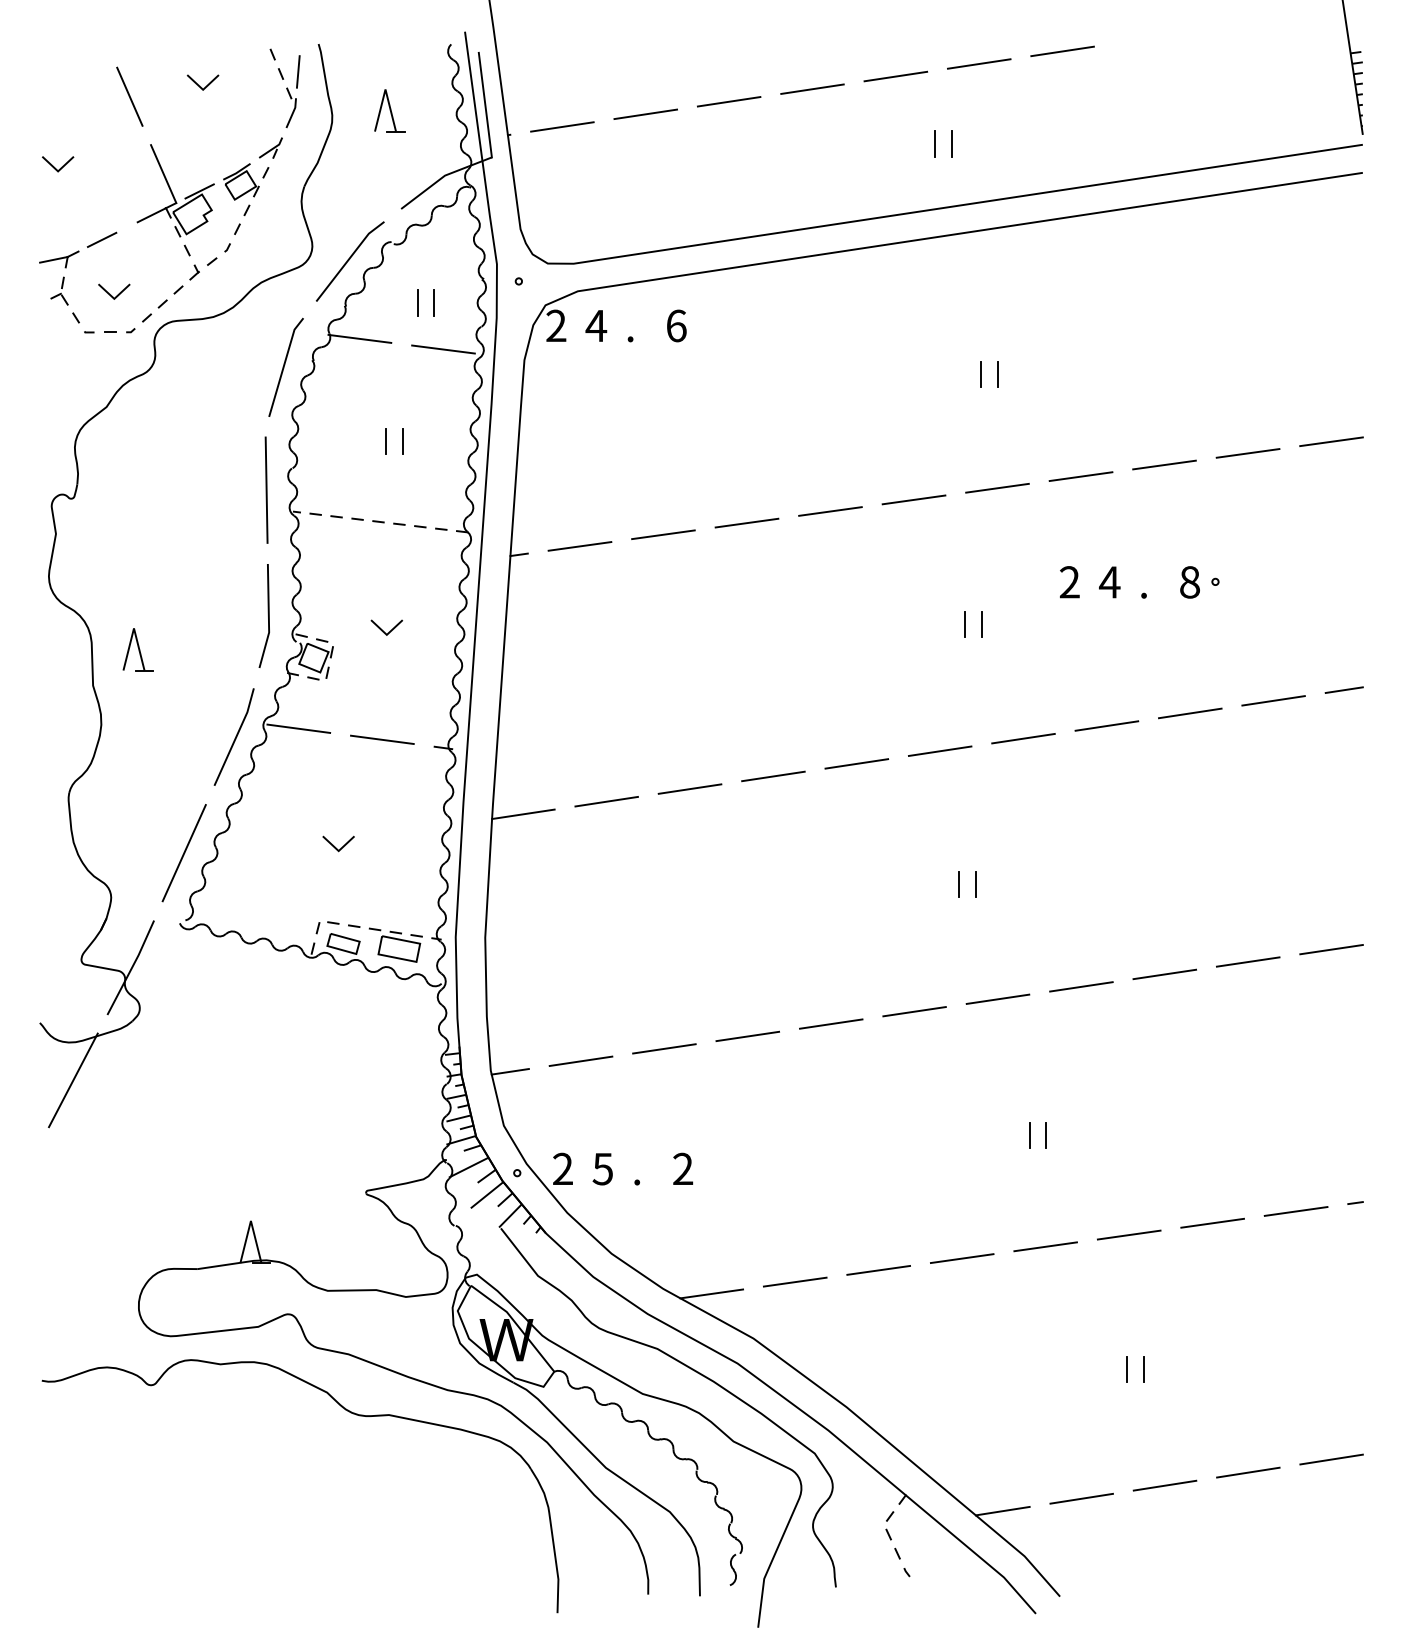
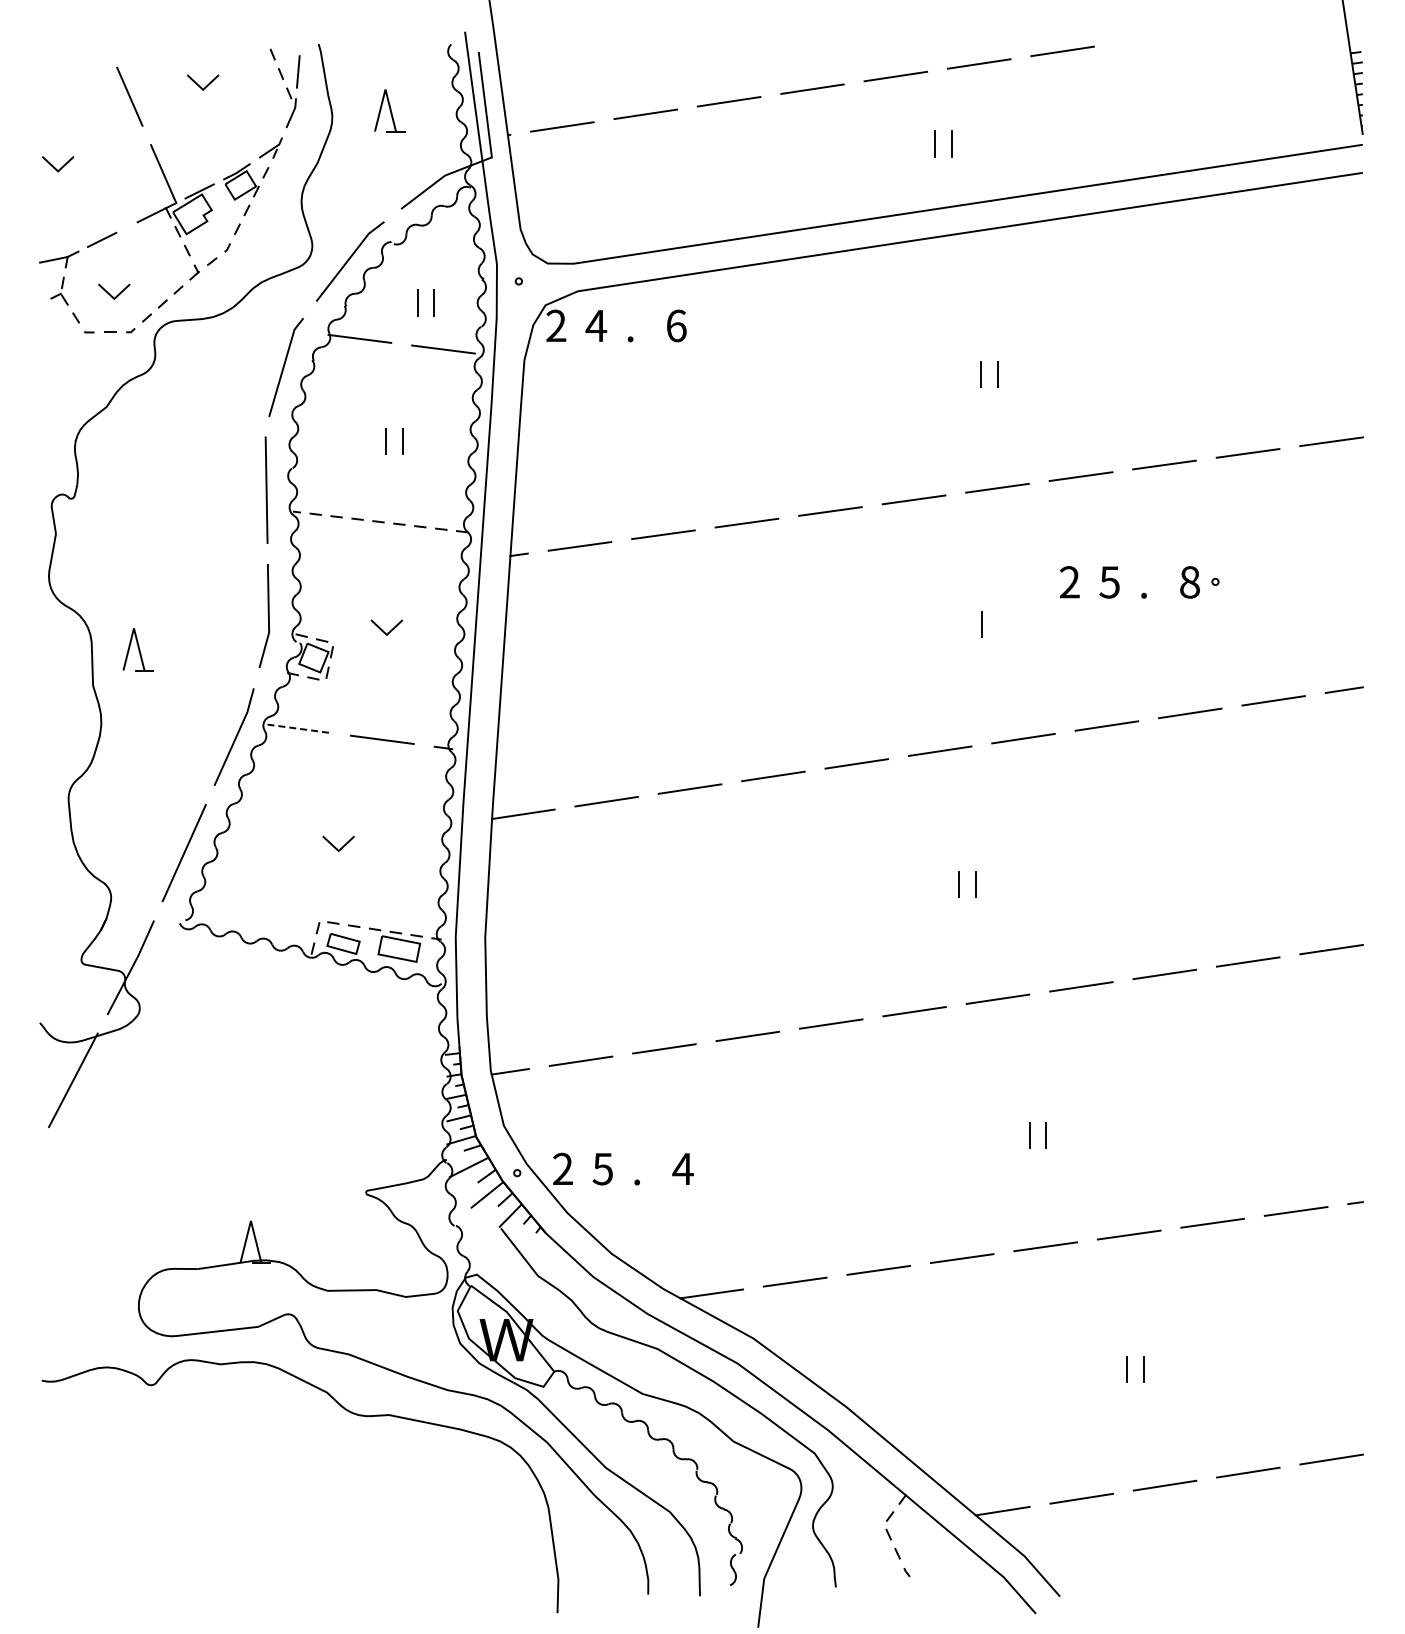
text: 4 -> 5 (1109, 582)
line: present -> none (965, 623)
line: solid -> dashed (298, 728)
text: 2 -> 4 (682, 1168)
